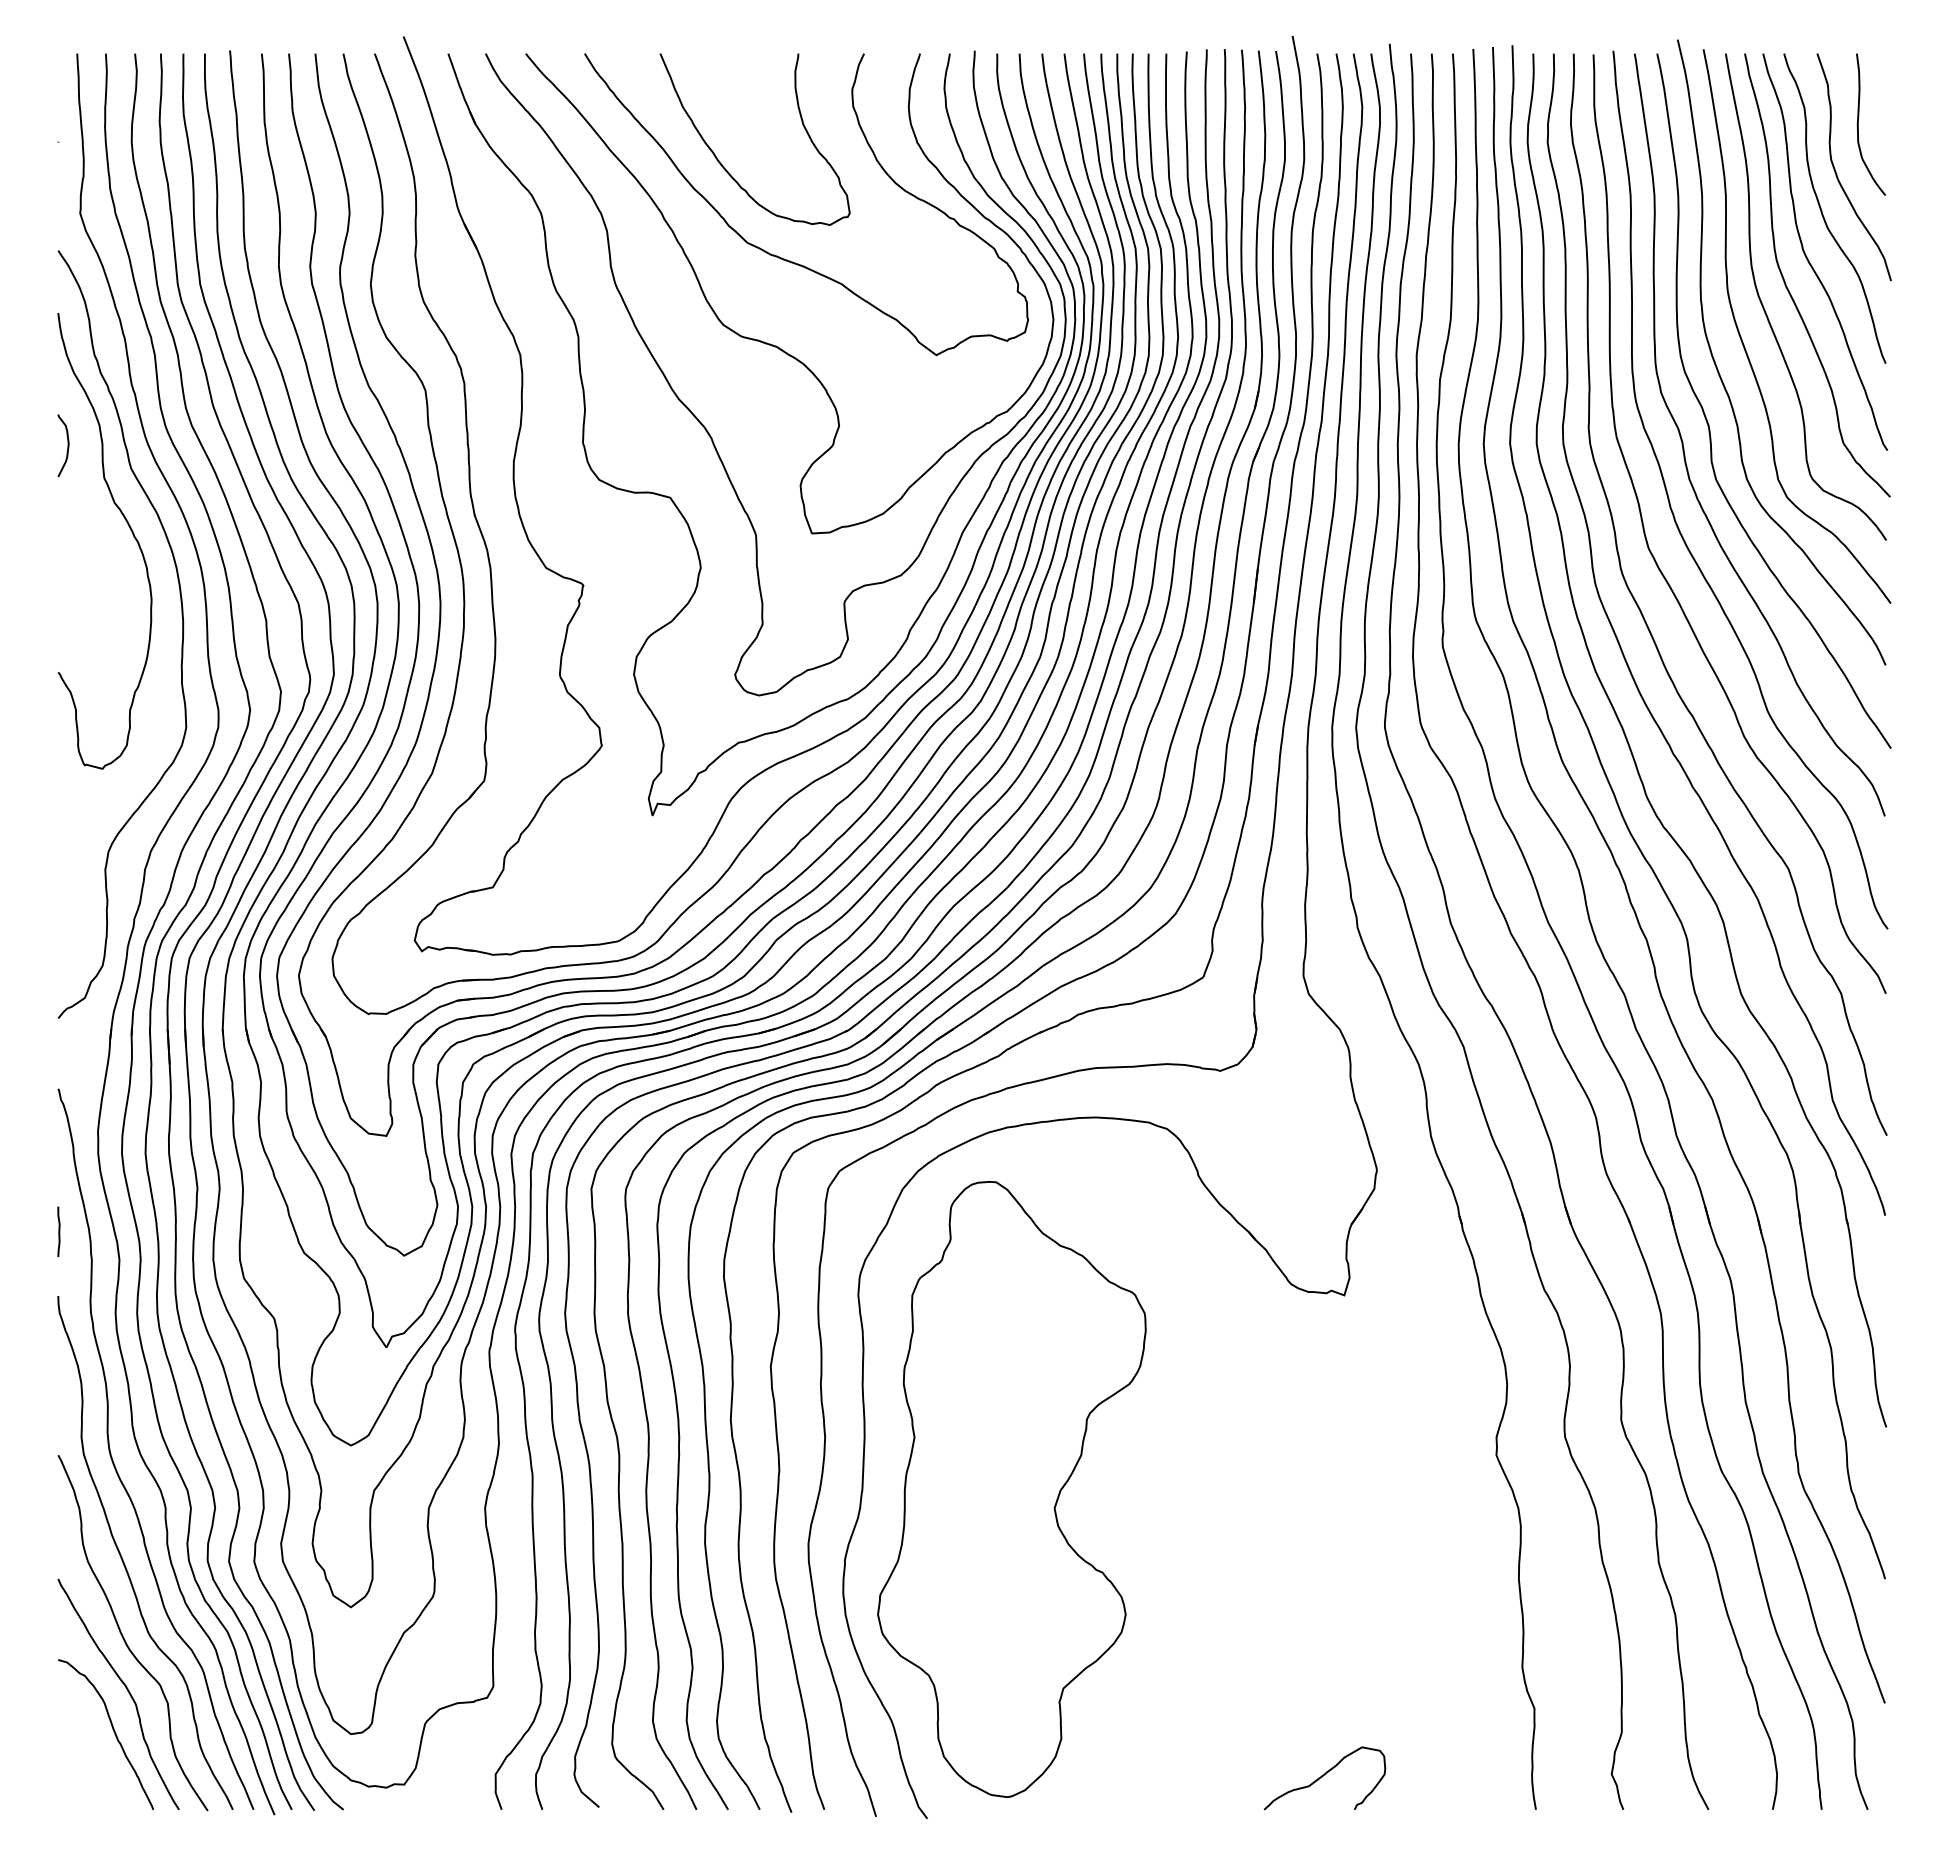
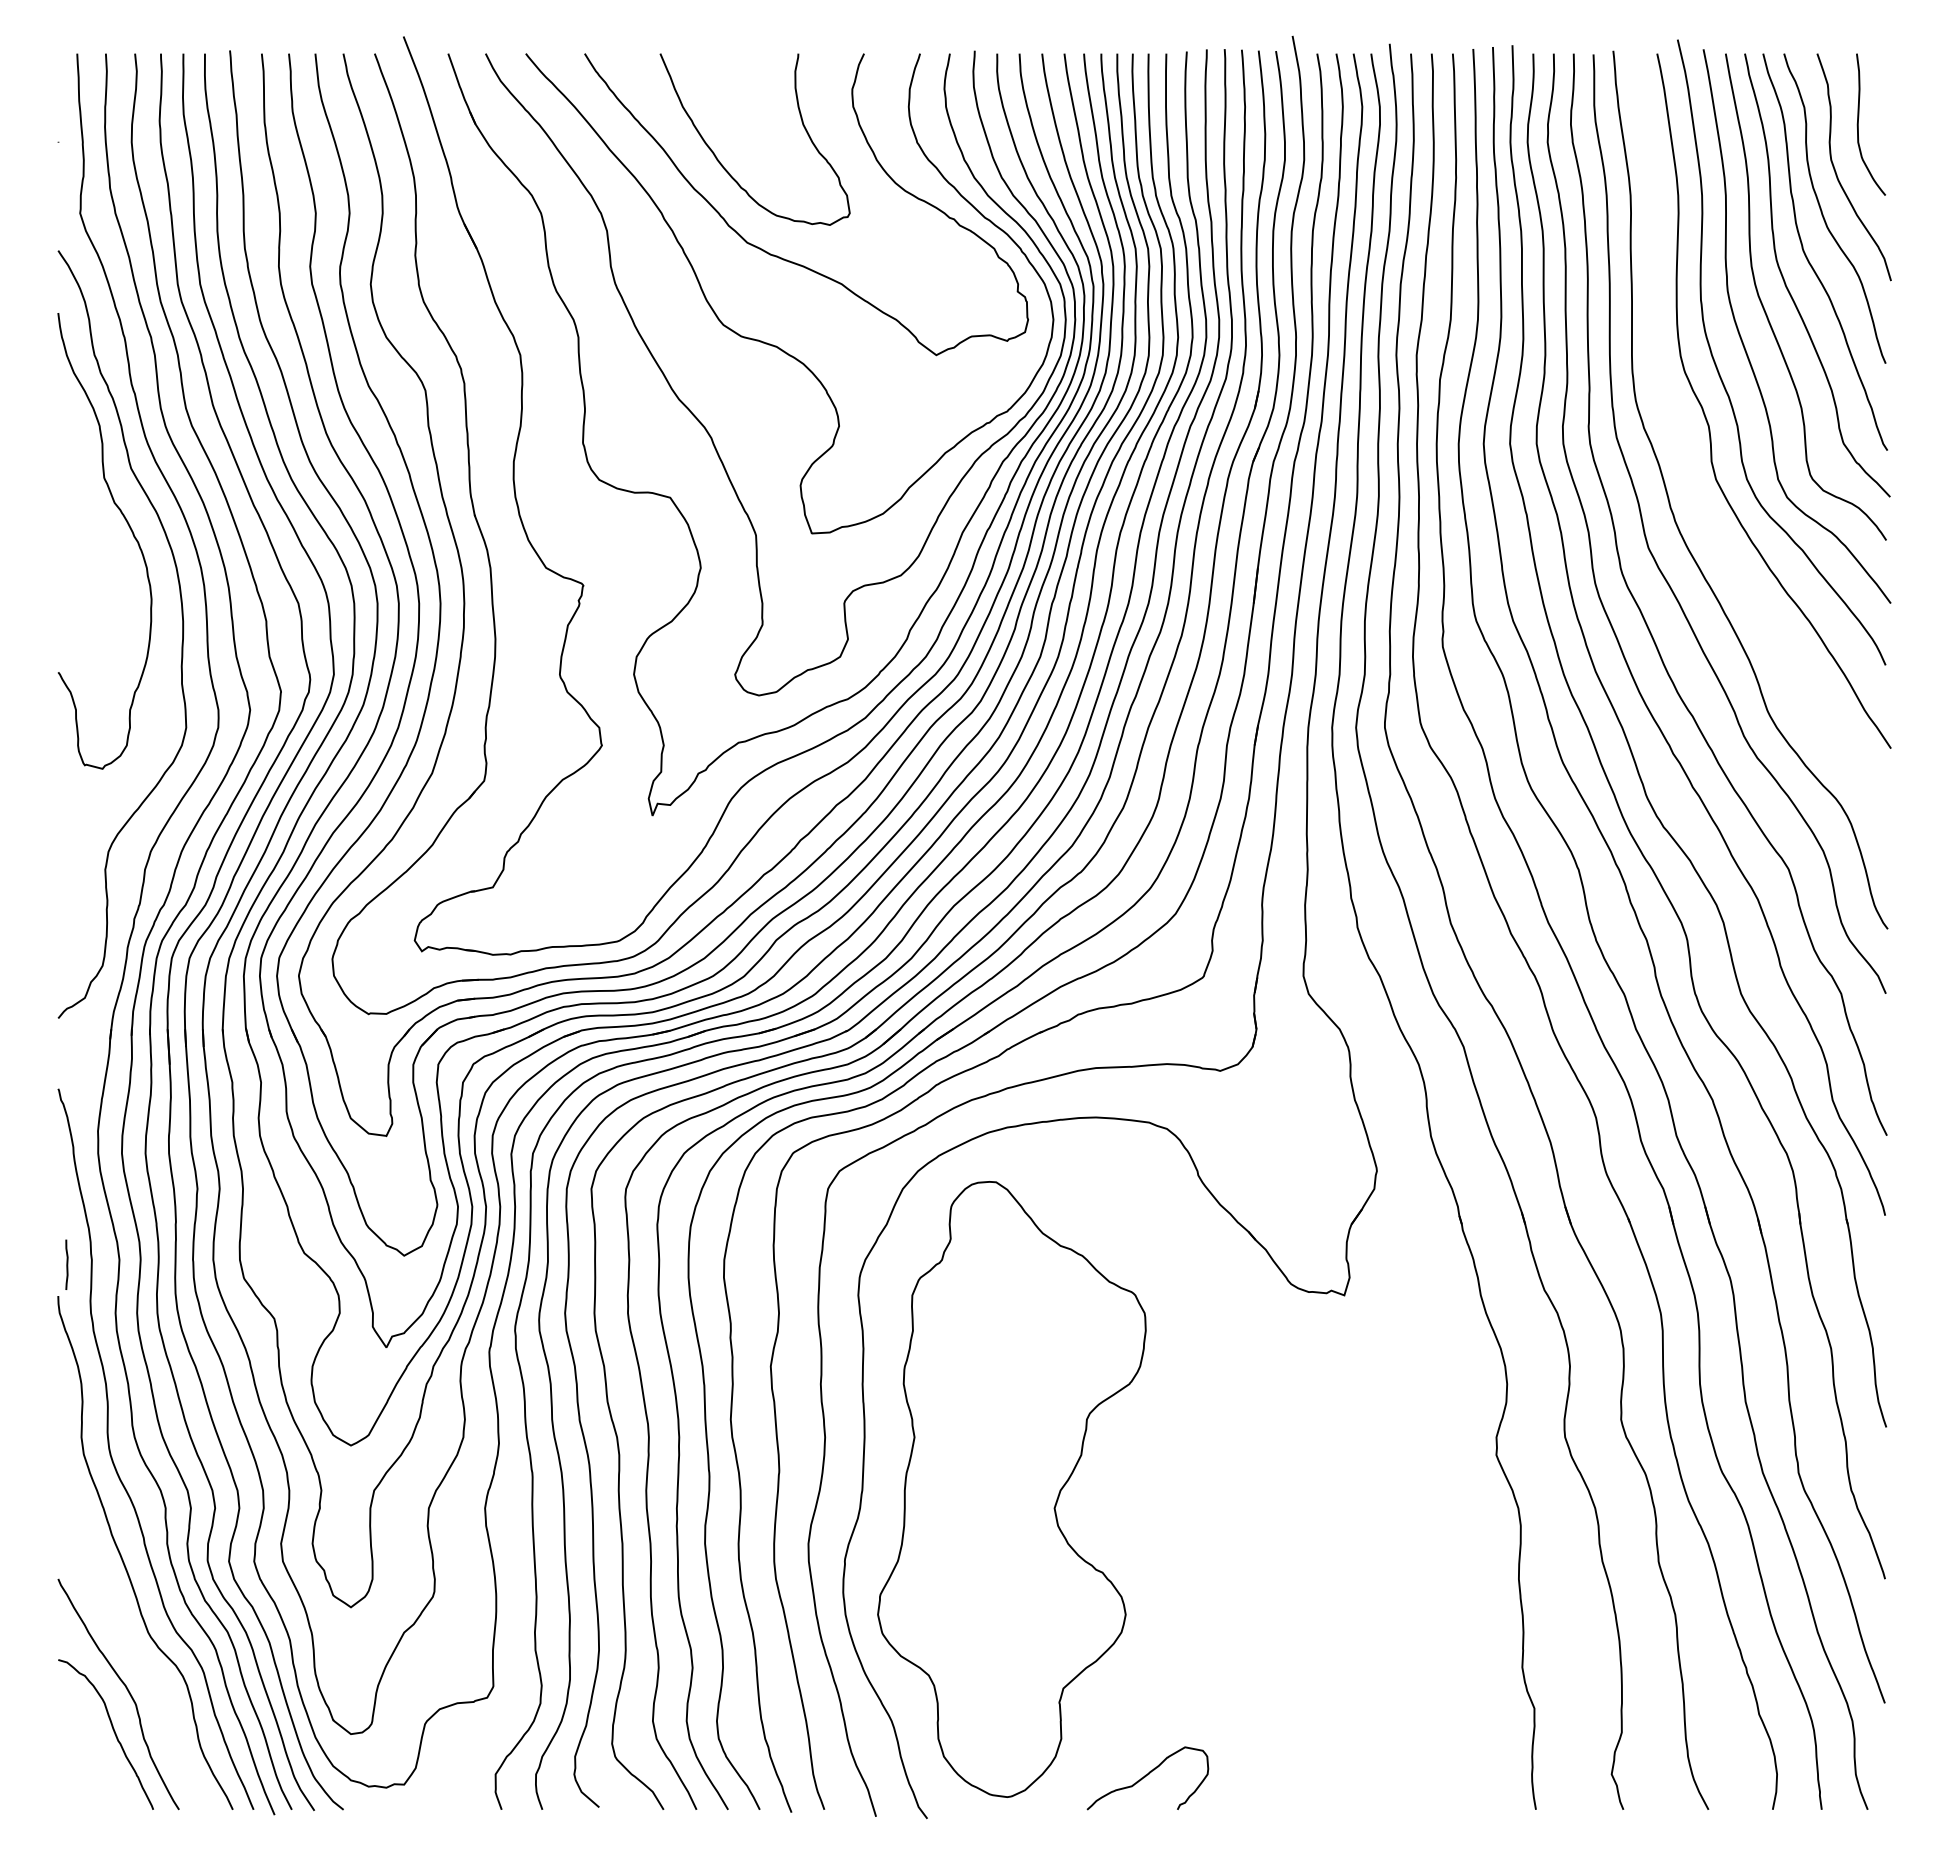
curve: present -> none (67, 445)
curve: present -> none (1684, 448)
line position: (58, 1231) -> (66, 1264) (66, 1264)
curve: present -> none (124, 1637)
curve position: (1323, 1776) -> (1146, 1776) (1146, 1776)
